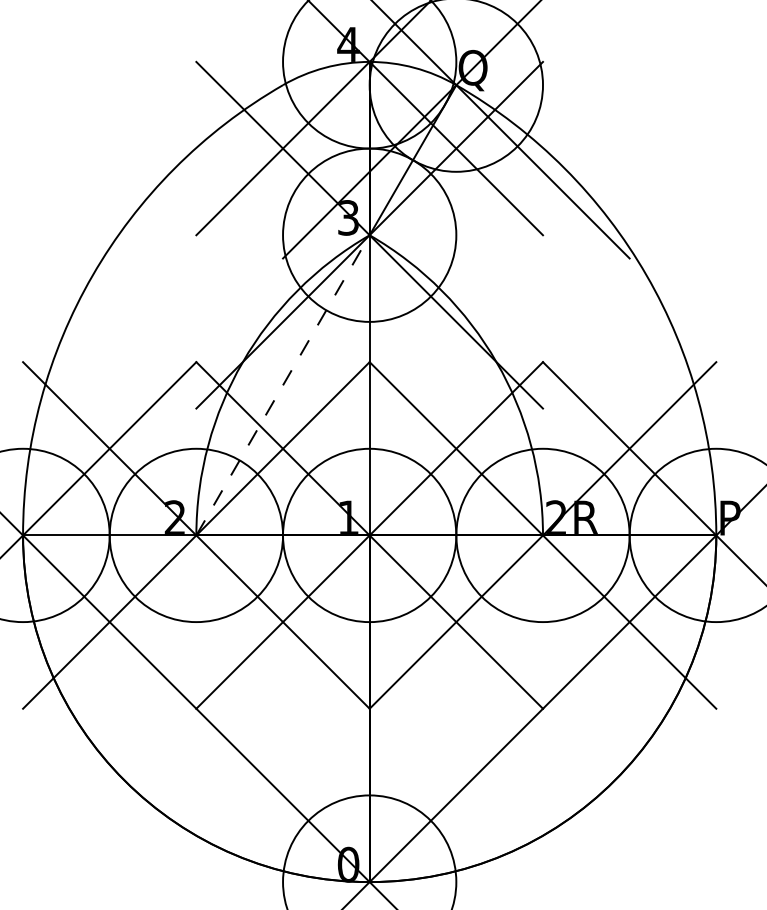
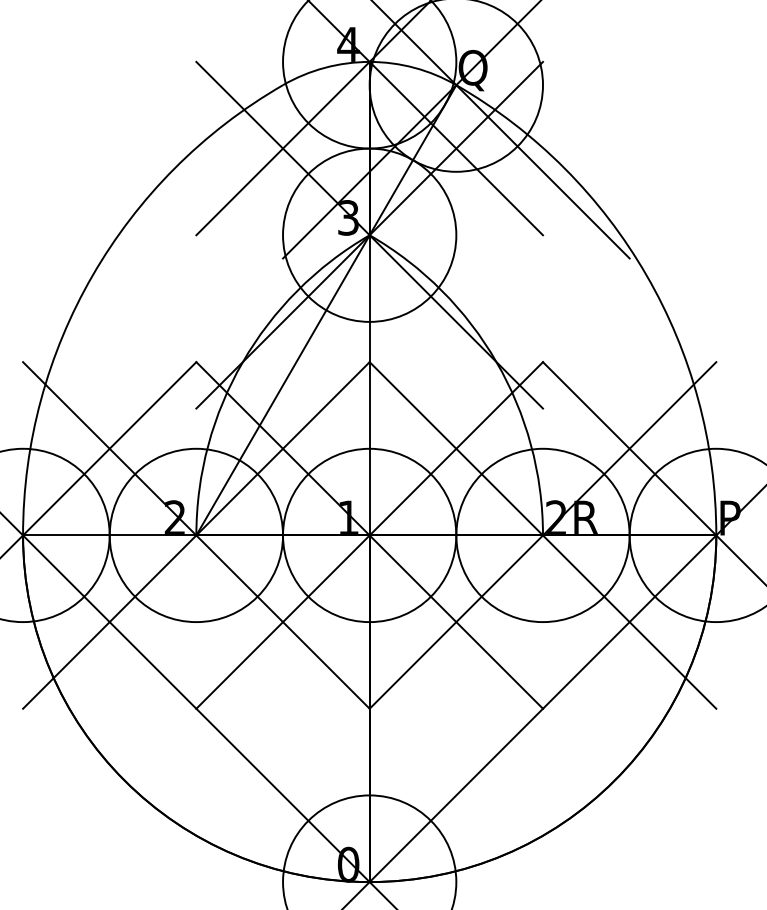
line: dashed -> solid (283, 384)
